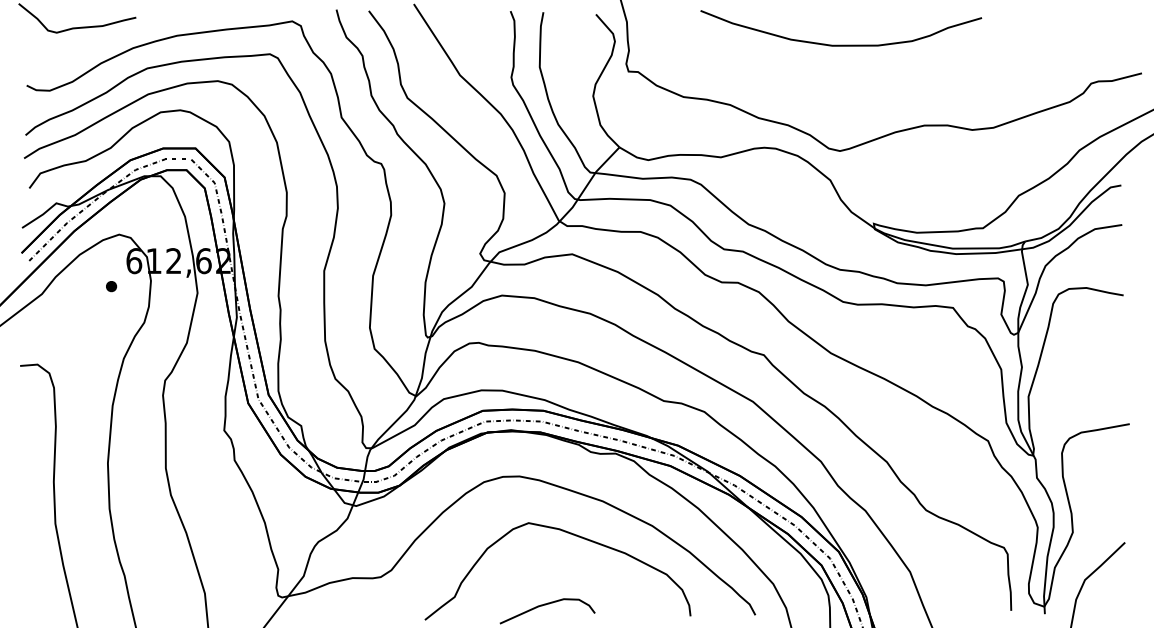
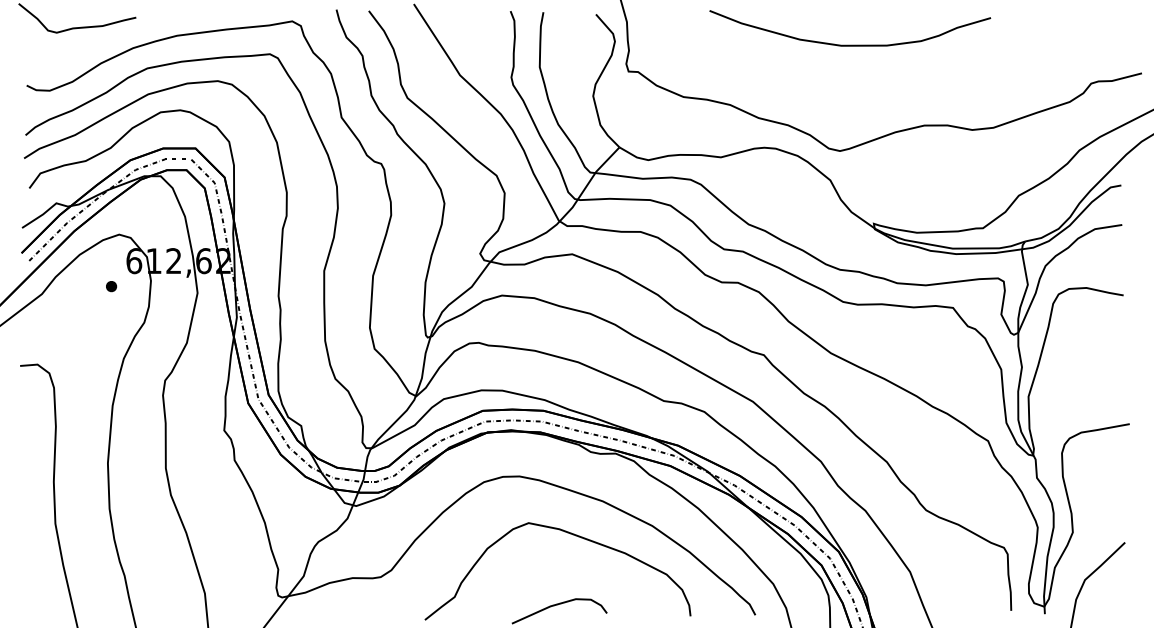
curve position: (841, 44) -> (850, 44) (850, 44)
curve position: (546, 605) -> (558, 605) (558, 605)
